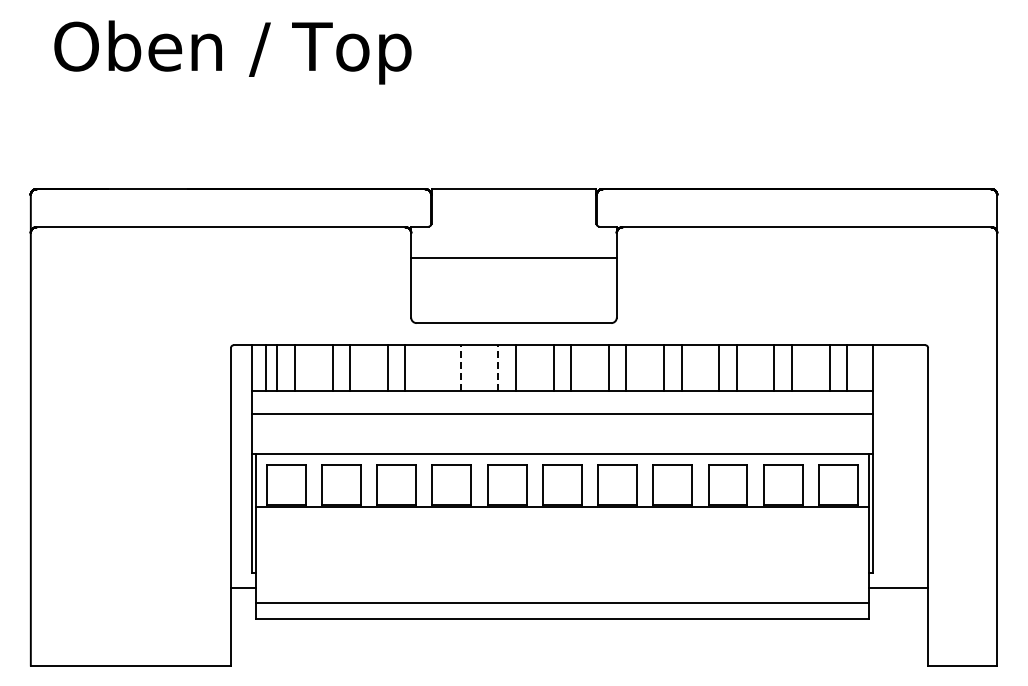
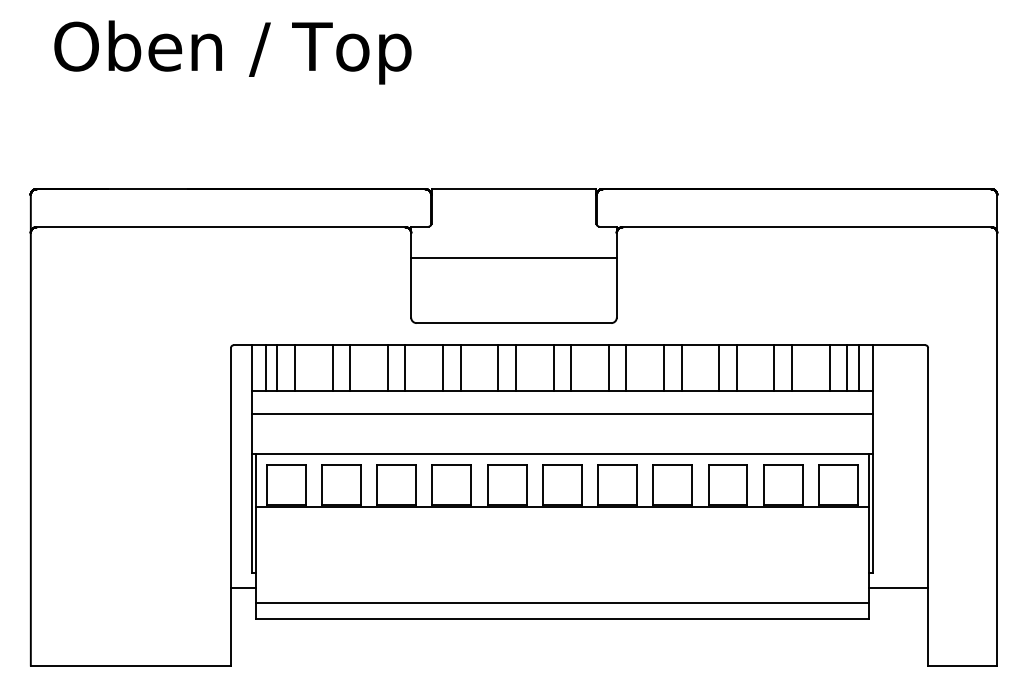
line: none -> present (443, 367)
line: none -> present (859, 367)
line: dashed -> solid (460, 368)
line: dashed -> solid (498, 368)
